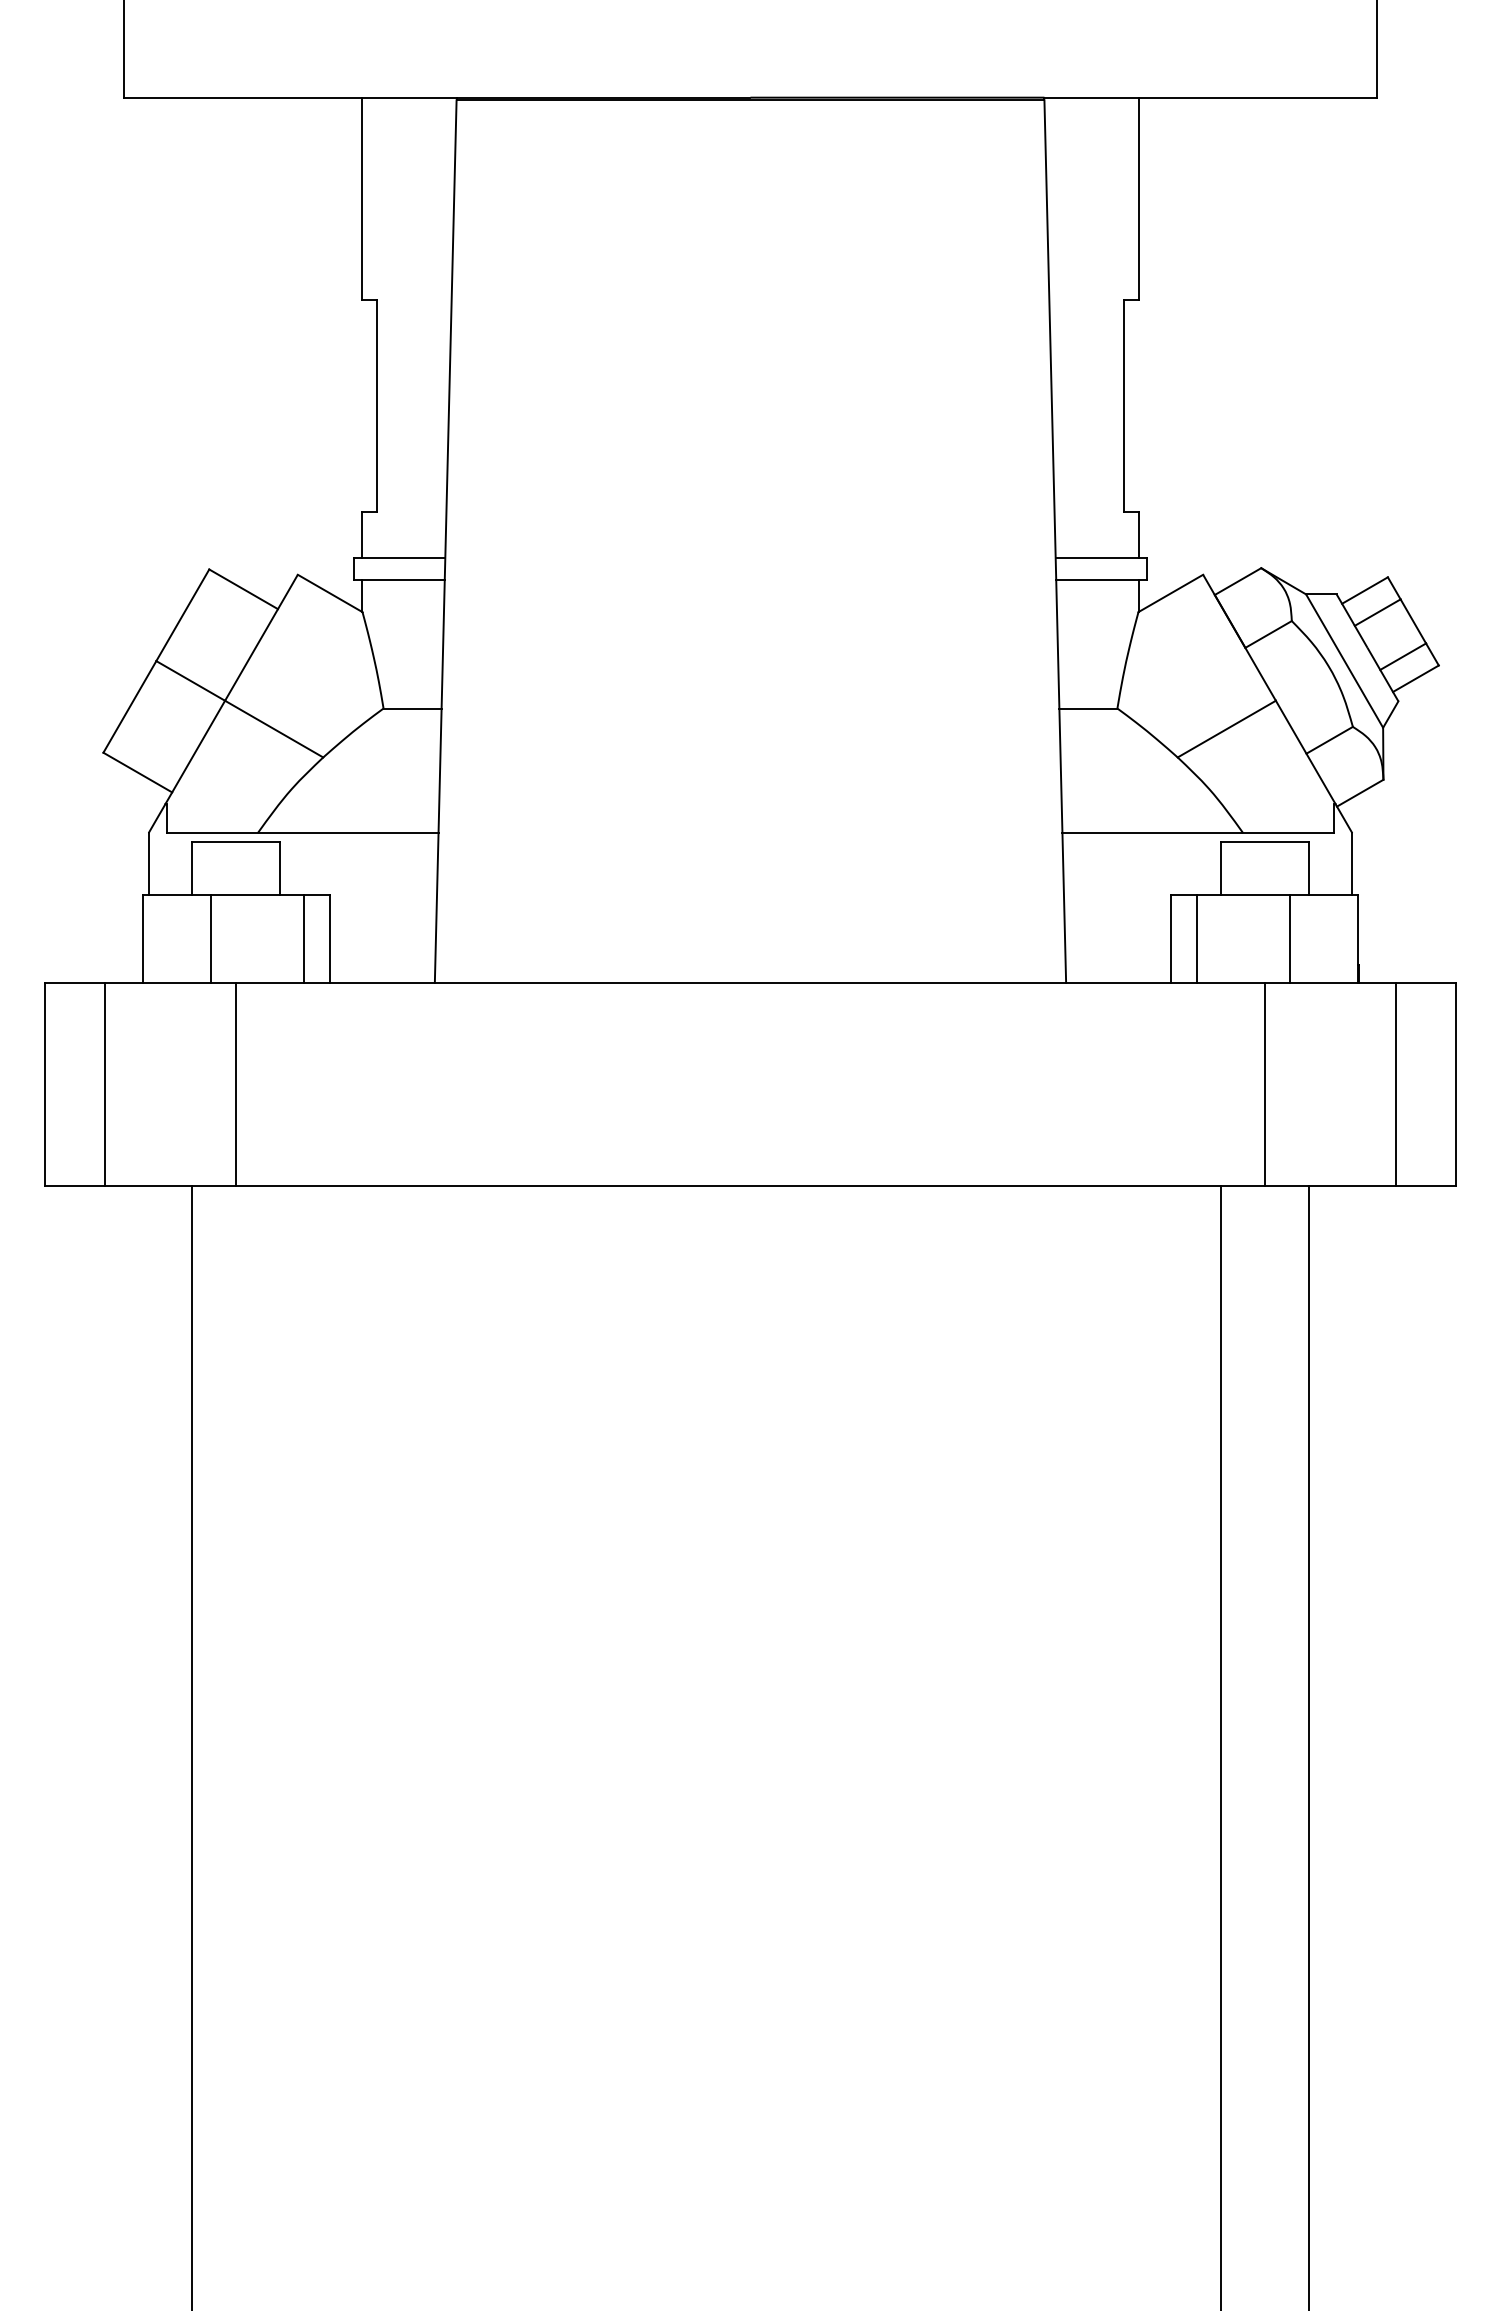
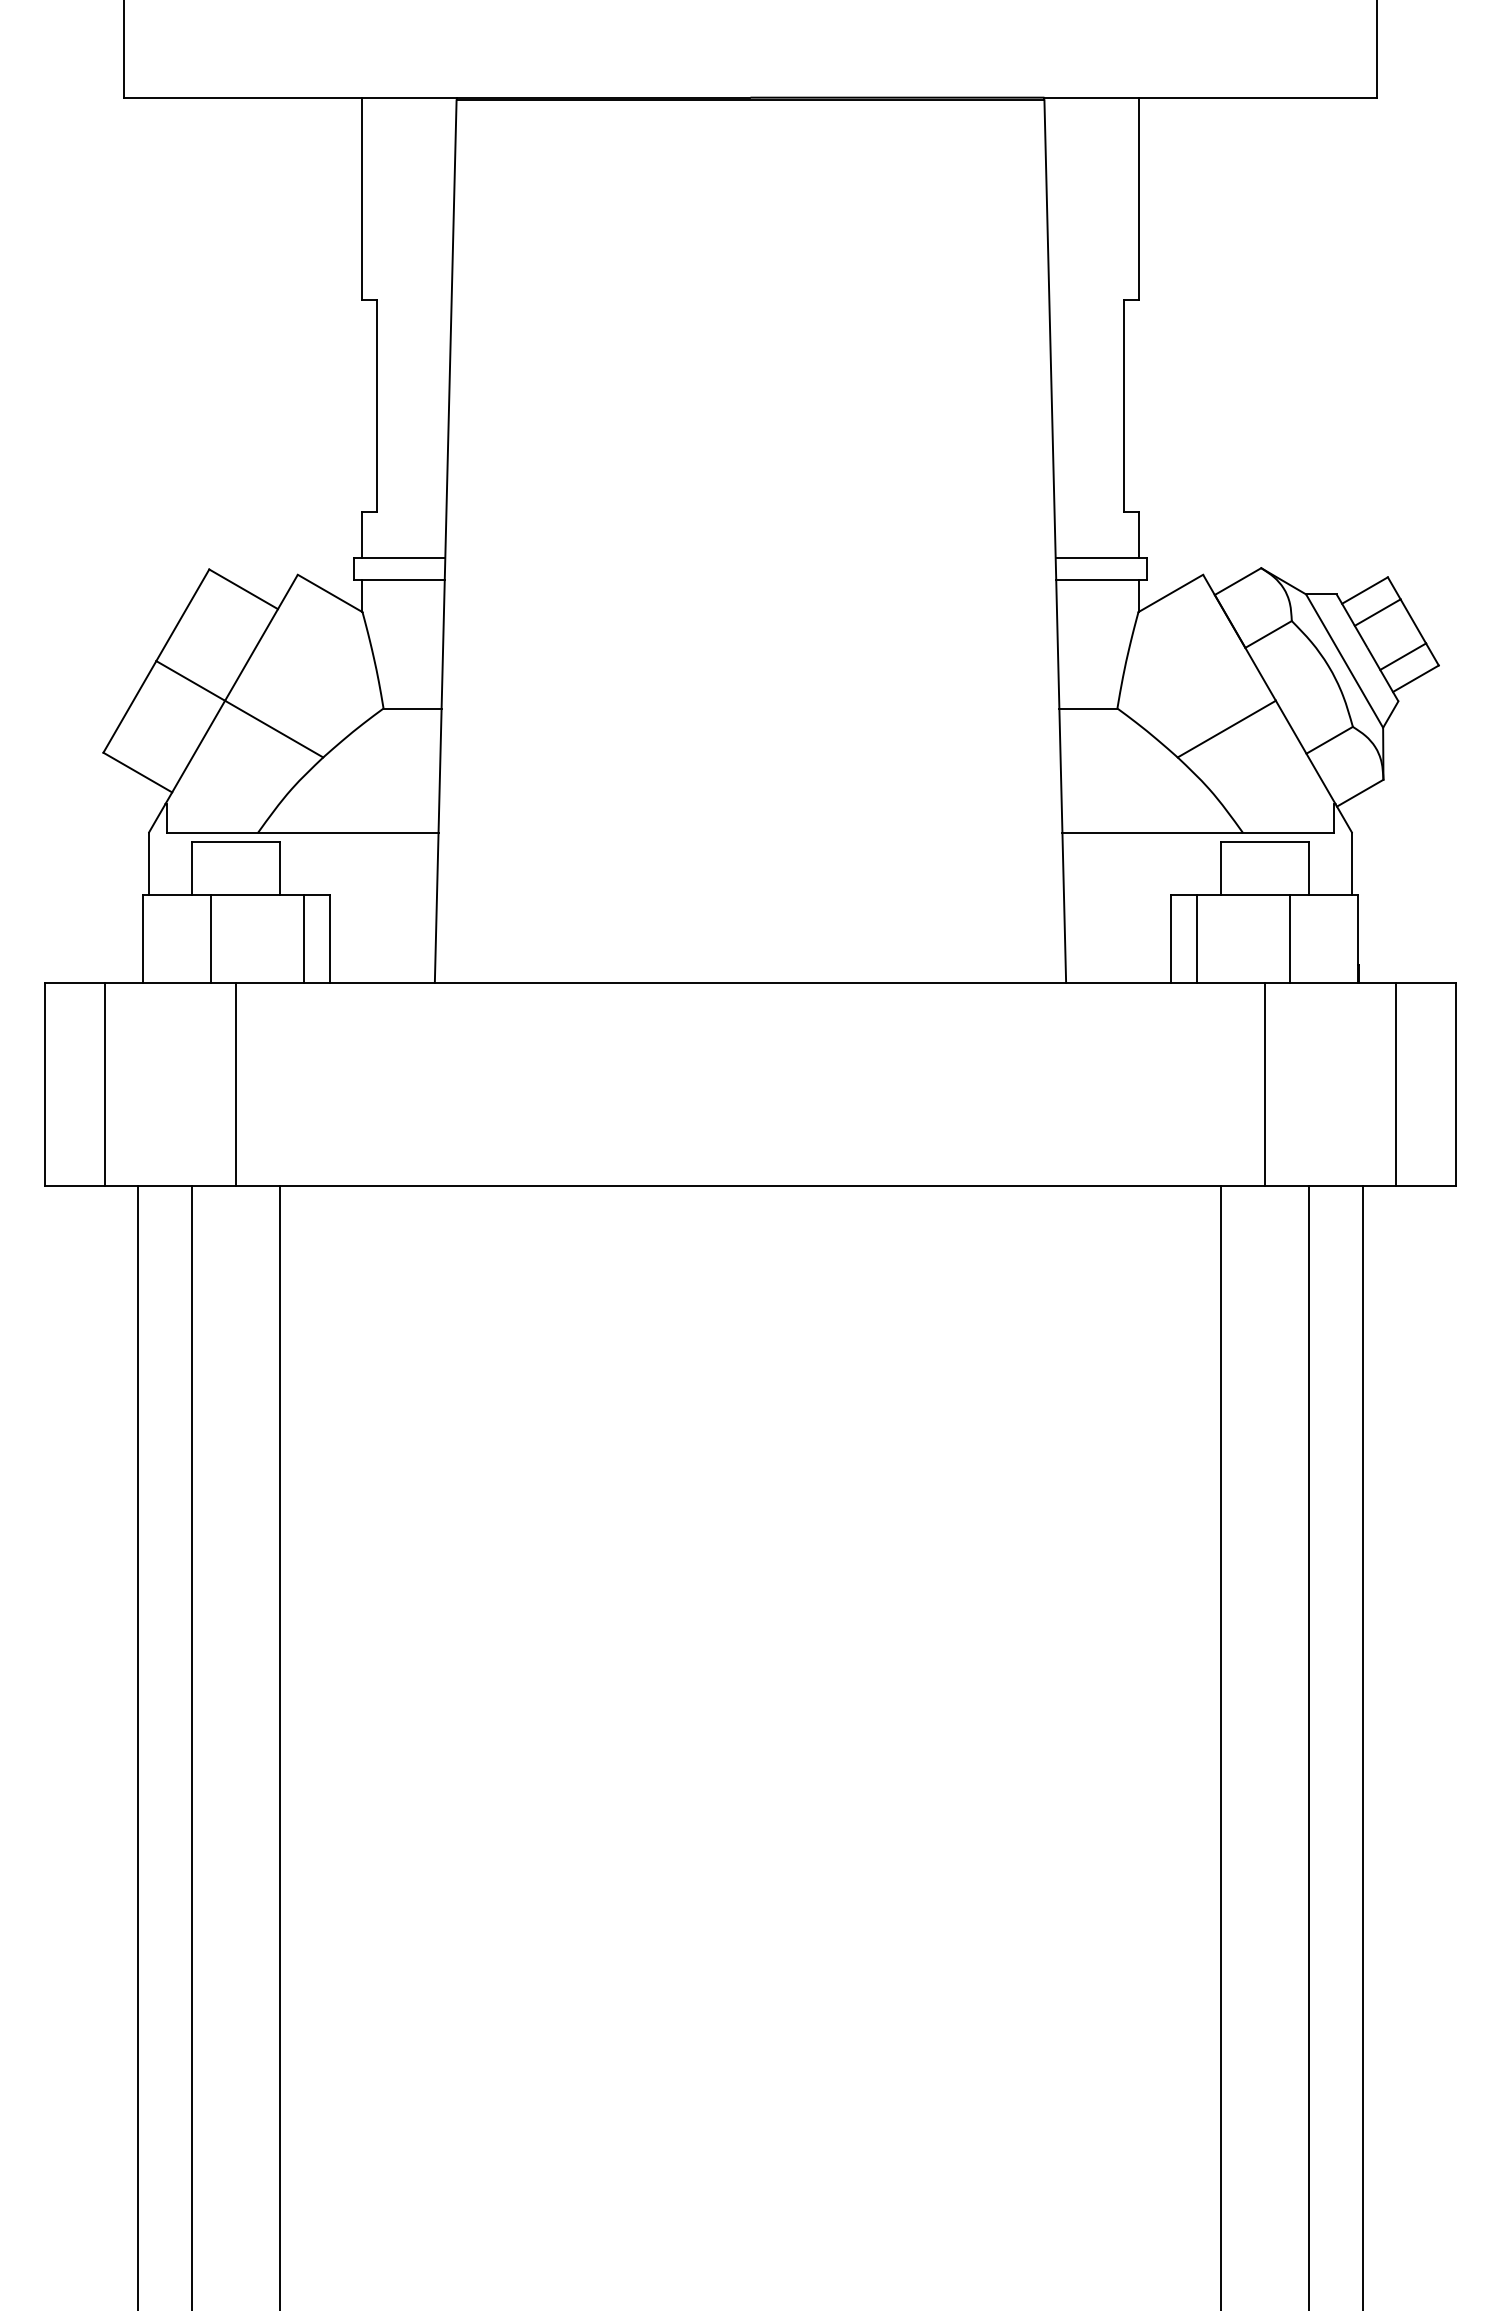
line: none -> present (137, 1746)
line: none -> present (280, 1746)
line: none -> present (1363, 1746)
